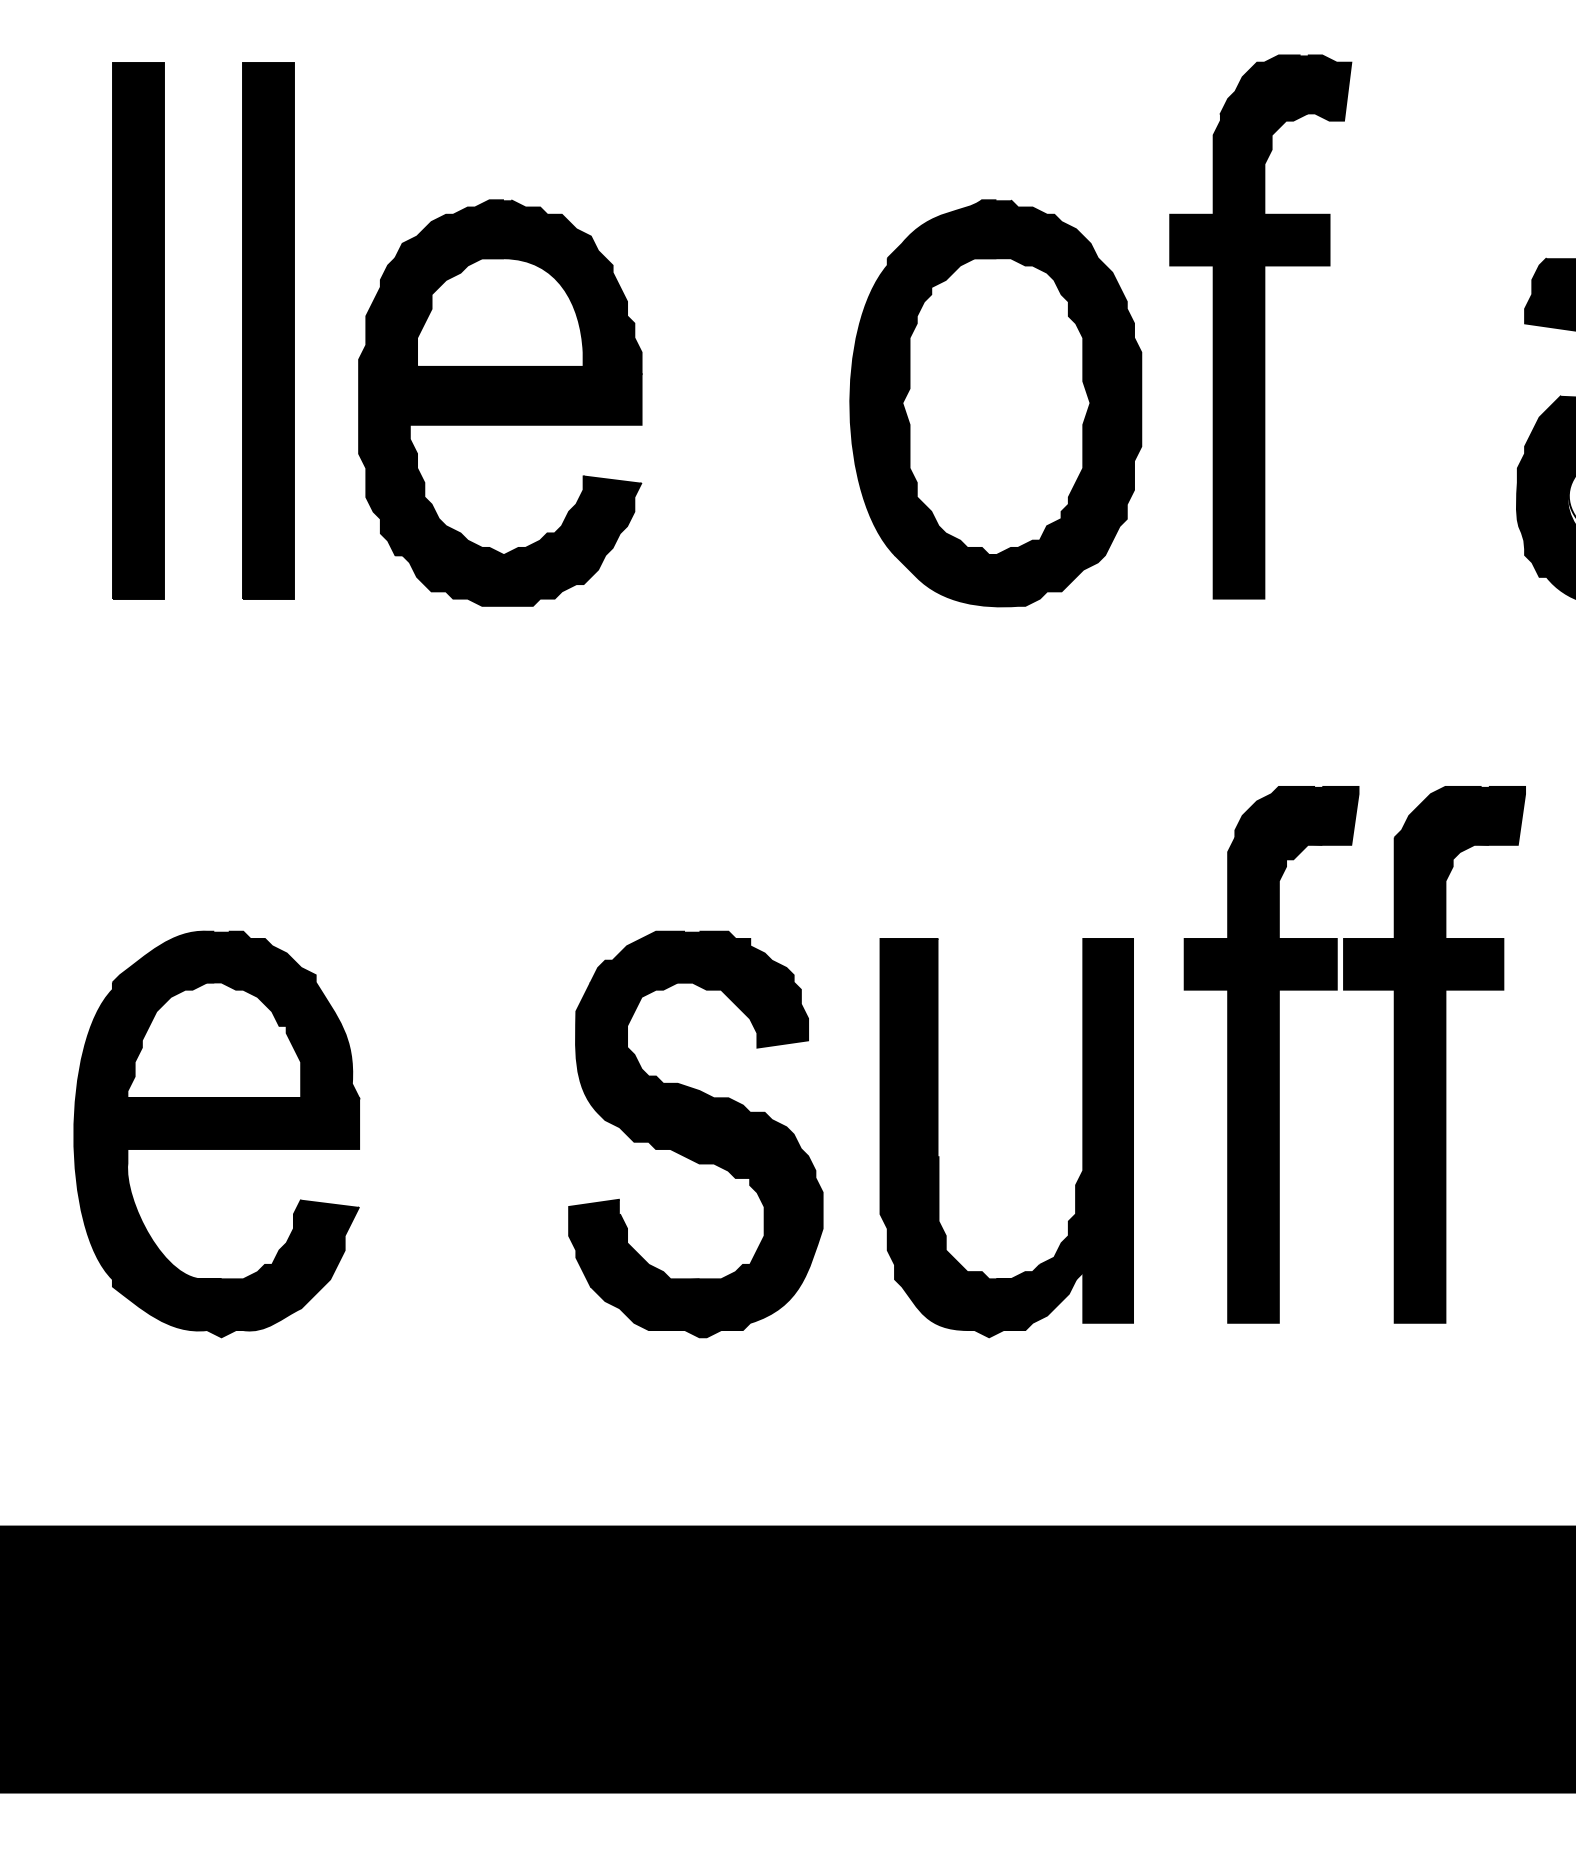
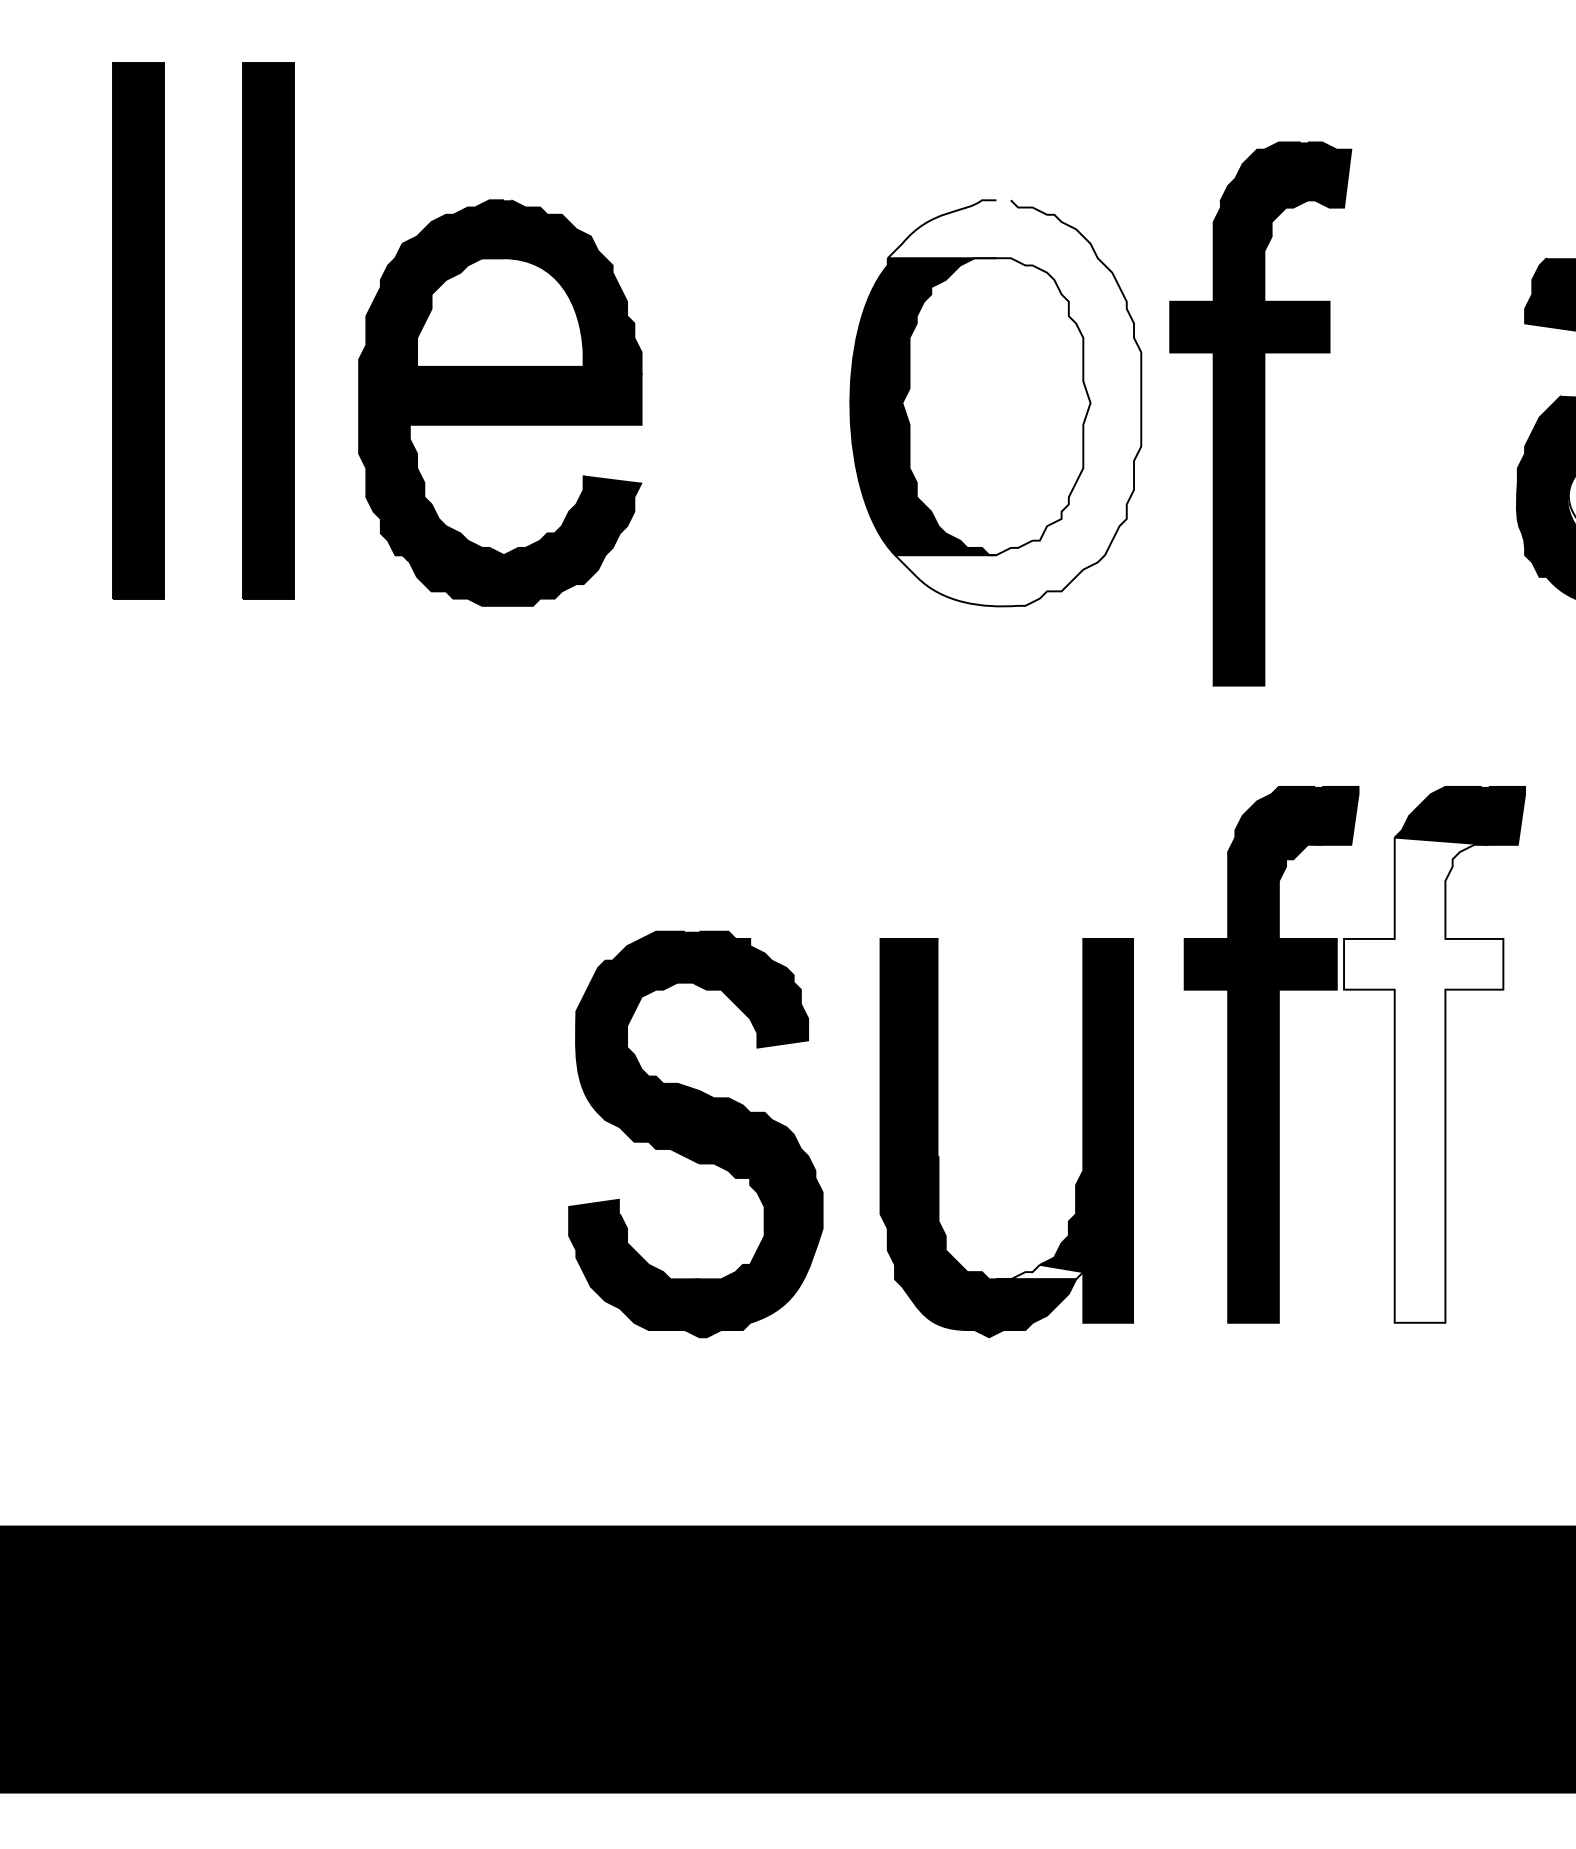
part position: (1260, 326) -> (1260, 413) (1260, 413)
fill: present -> none (1014, 403)
fill: present -> none (1423, 1079)
part: present -> none (216, 1134)
fill: present -> none (1039, 1271)
